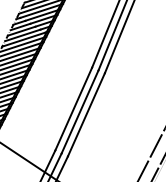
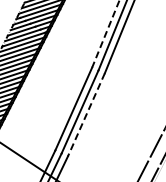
line: solid -> dashed (105, 34)
line: solid -> dashed (86, 114)
